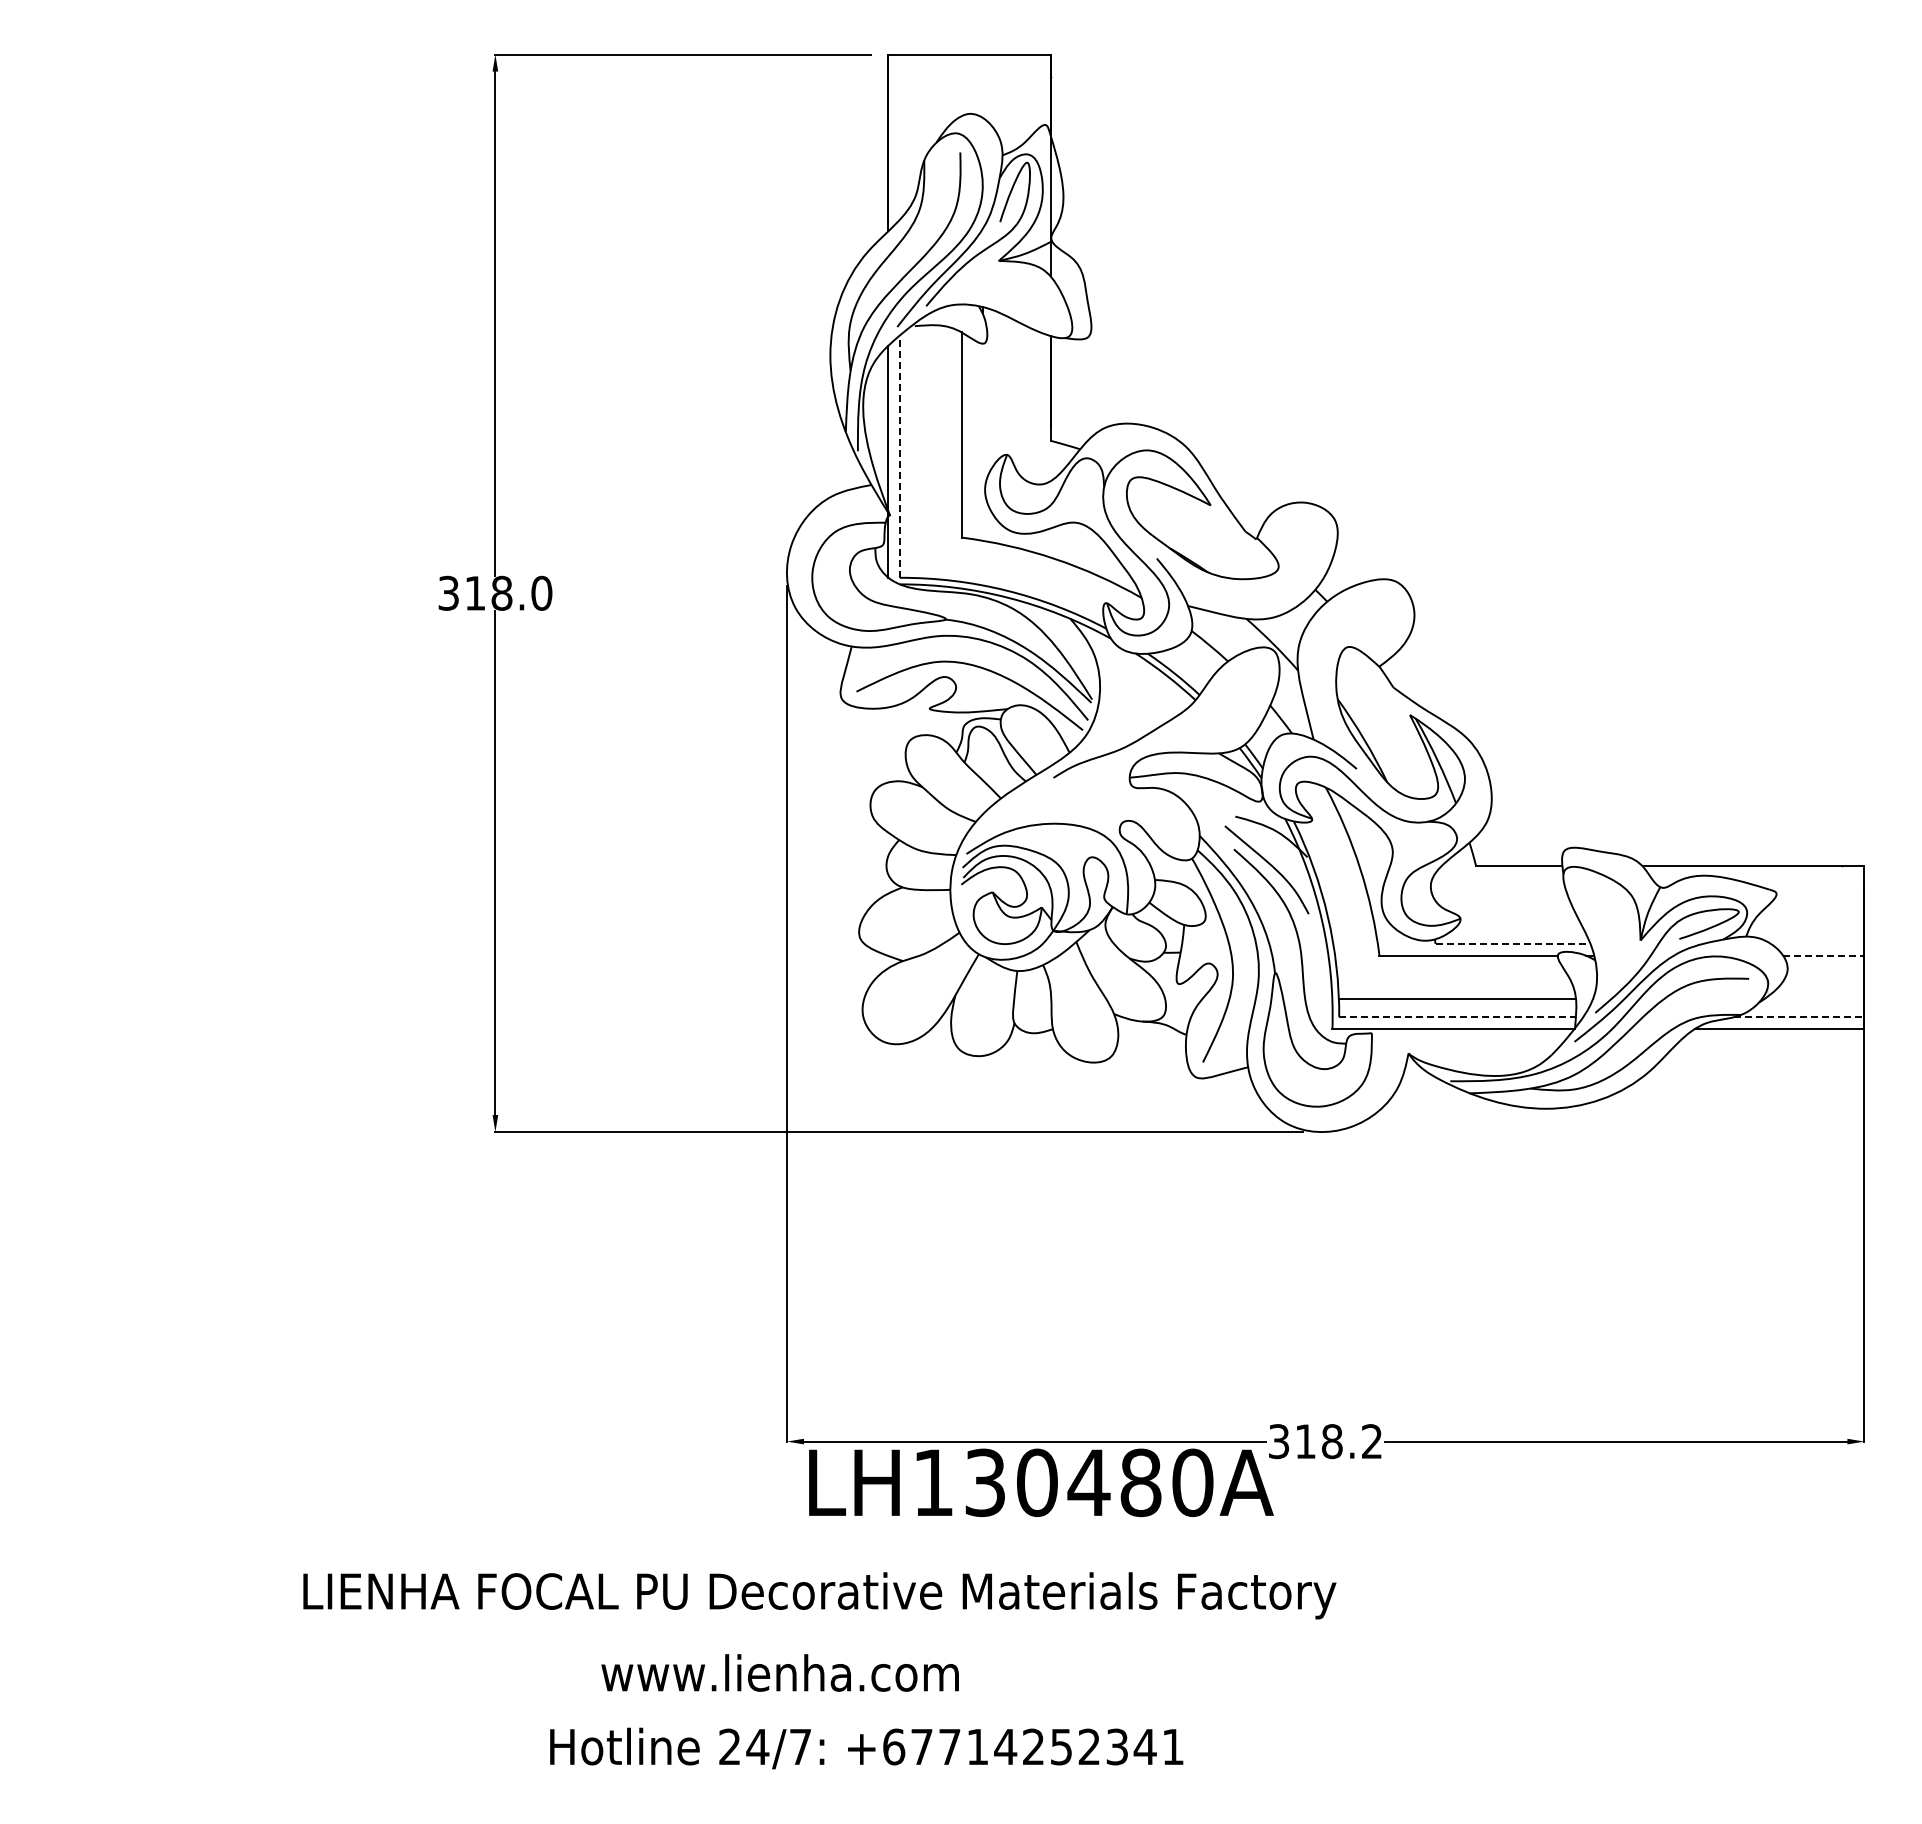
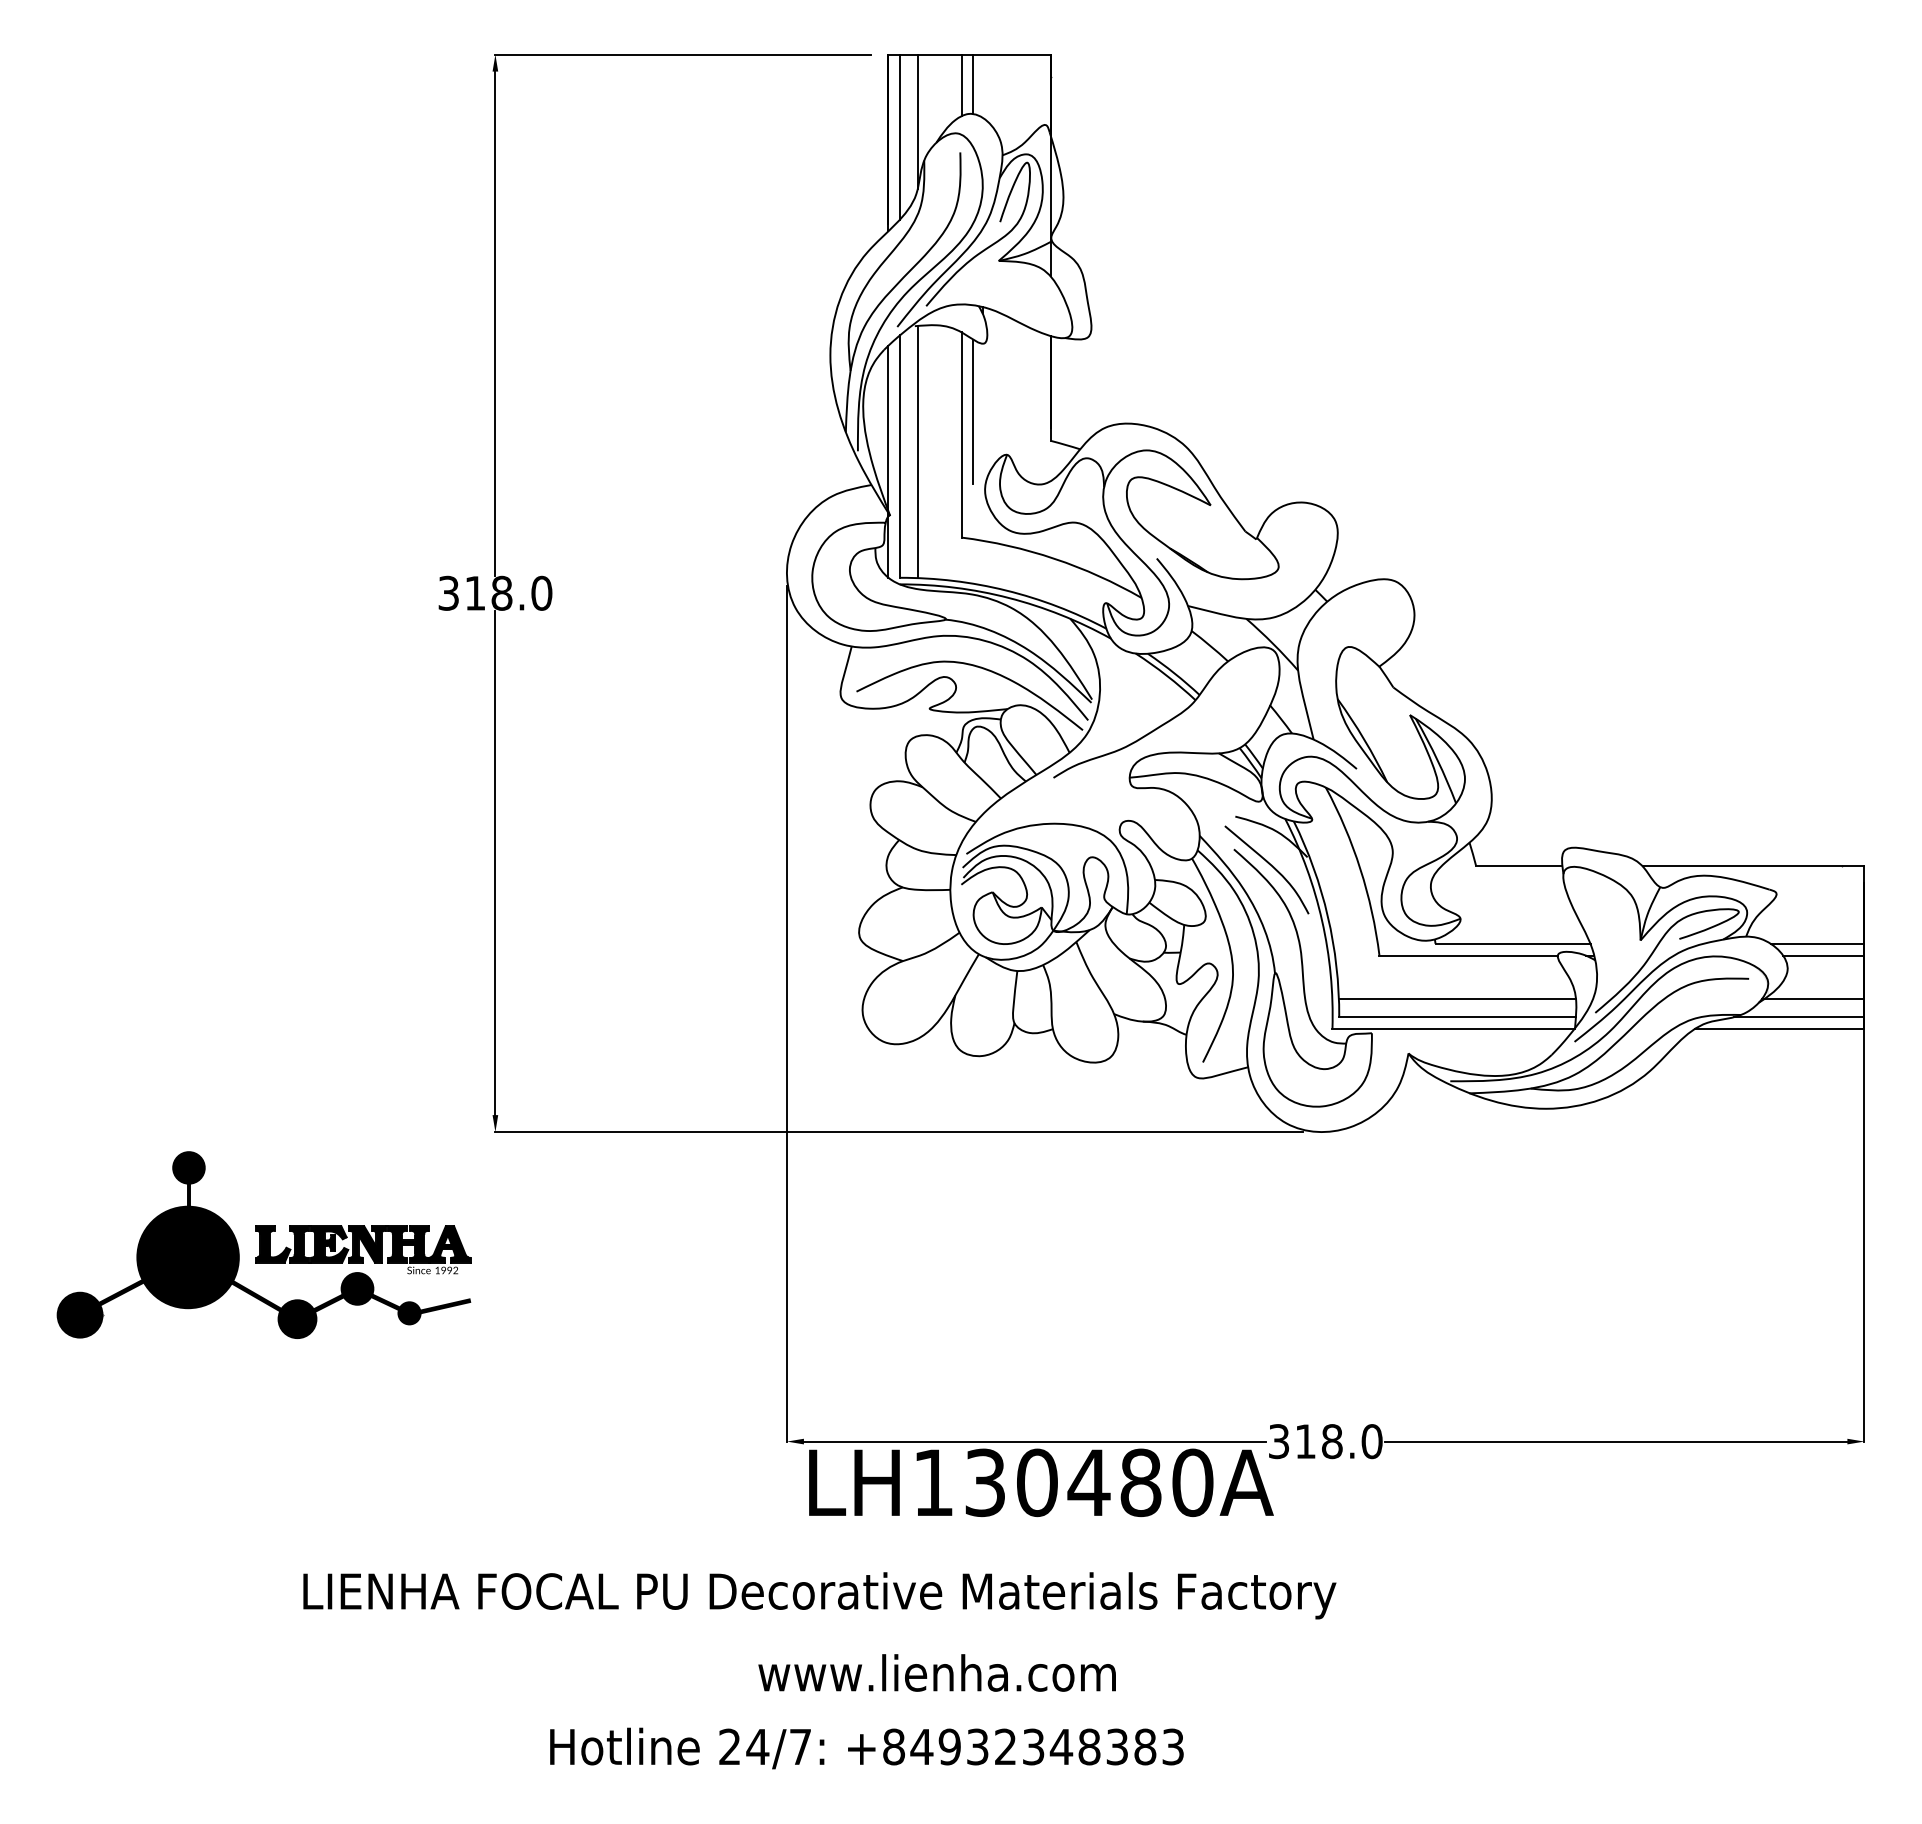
line: none -> present (973, 84)
line: none -> present (961, 85)
line: none -> present (917, 121)
line: none -> present (899, 136)
line: none -> present (973, 411)
line: none -> present (917, 451)
line: dashed -> solid (899, 456)
line: dashed -> solid (1513, 943)
line: none -> present (1817, 943)
line: dashed -> solid (1823, 955)
line: none -> present (1812, 999)
line: dashed -> solid (1458, 1017)
line: dashed -> solid (1799, 1017)
part: none -> present (263, 1244)
text: 318.2 -> 318.0 (1371, 1441)
text position: (779, 1672) -> (936, 1672) (936, 1672)
text: +67714252341 -> +84932348383 (1033, 1746)
